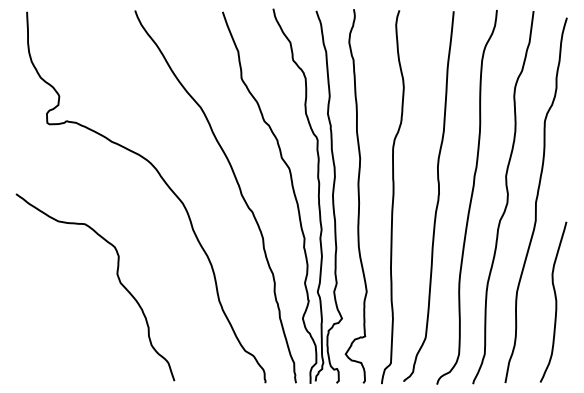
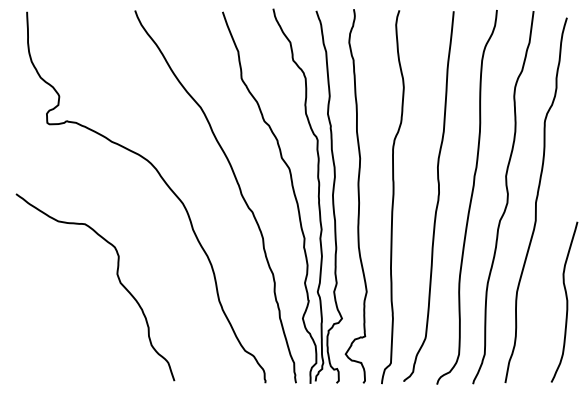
curve position: (555, 301) -> (566, 301) (566, 301)
